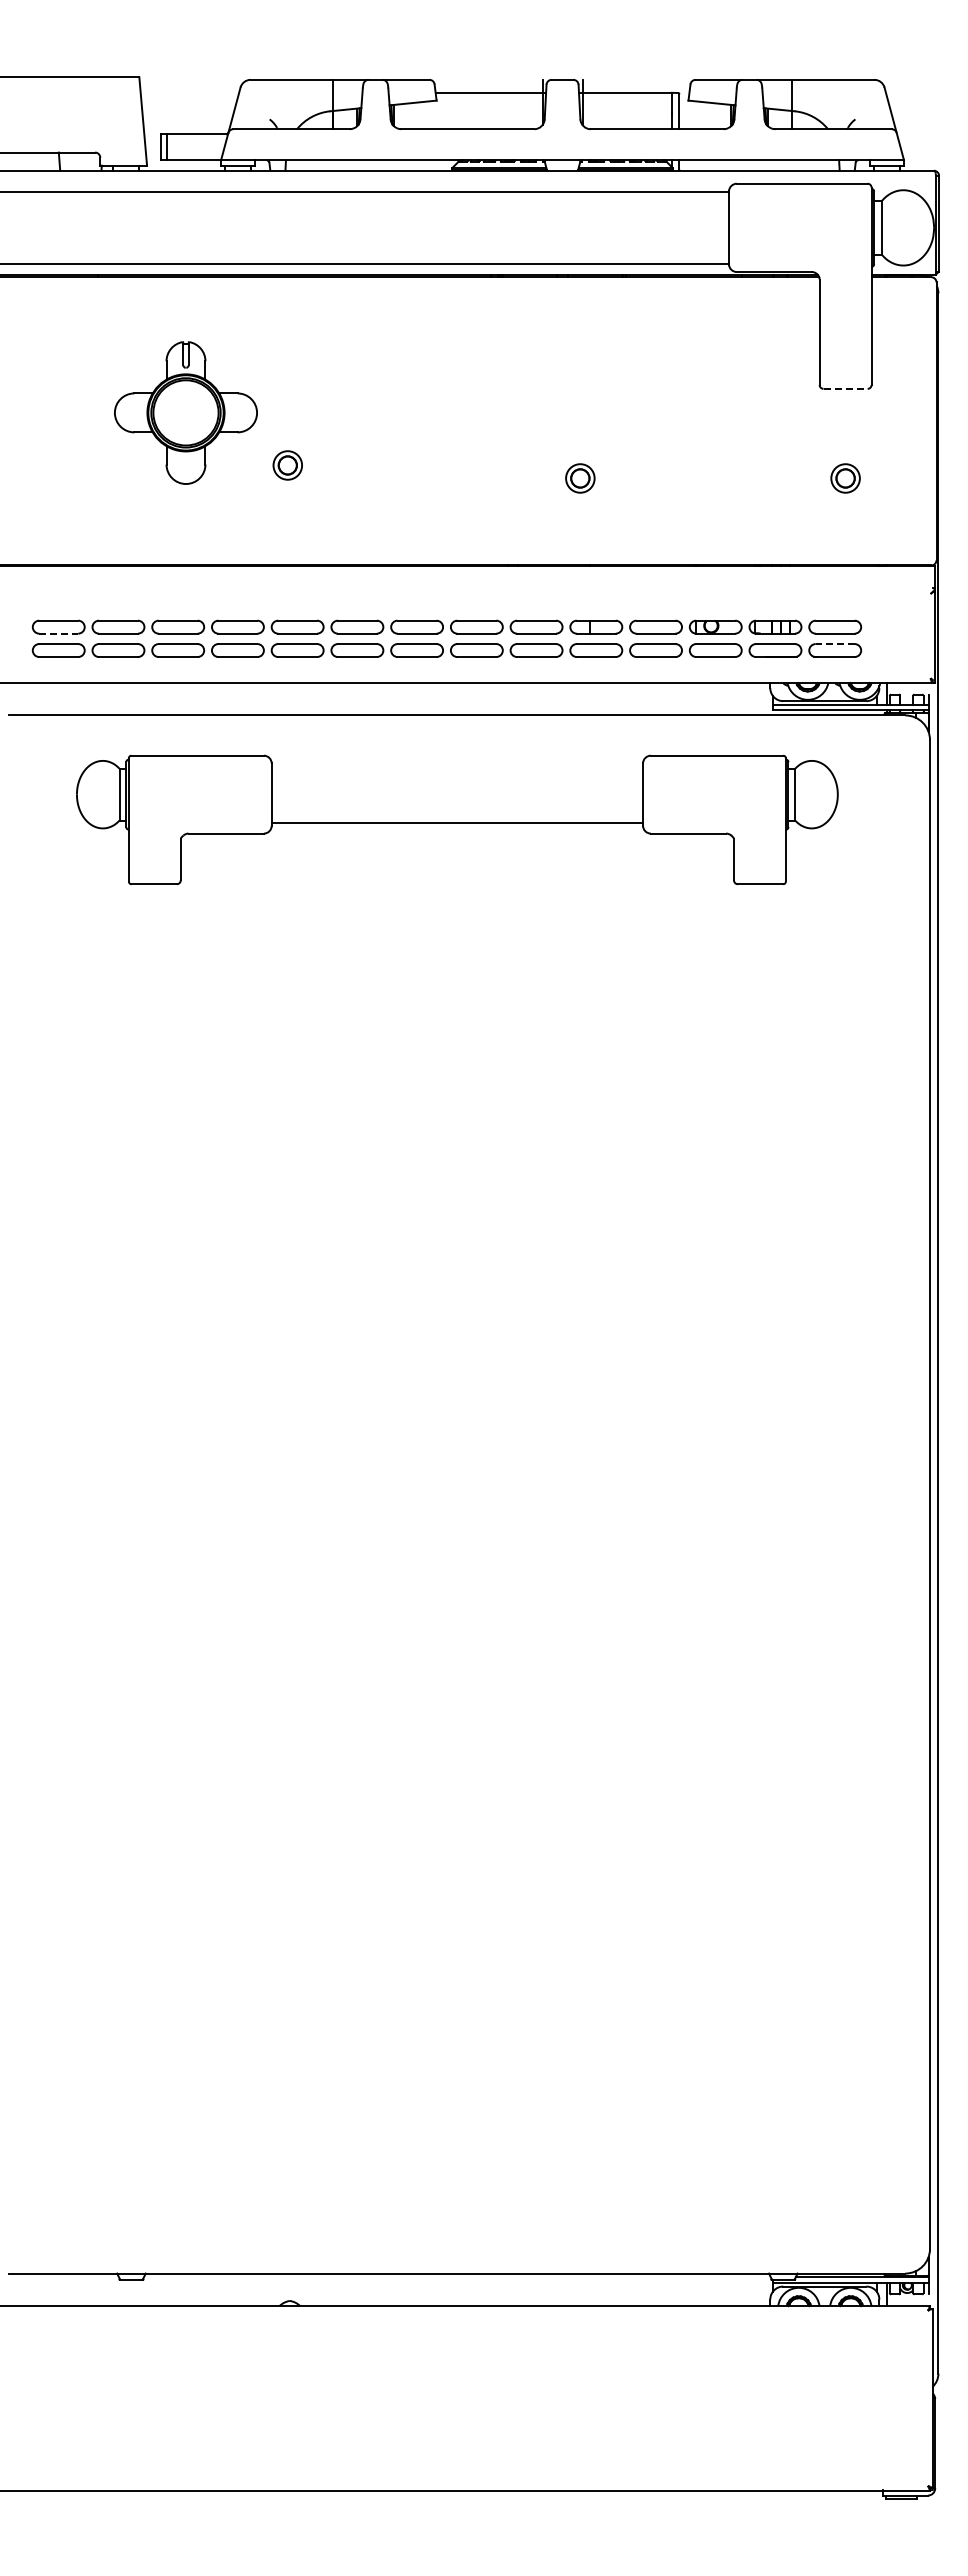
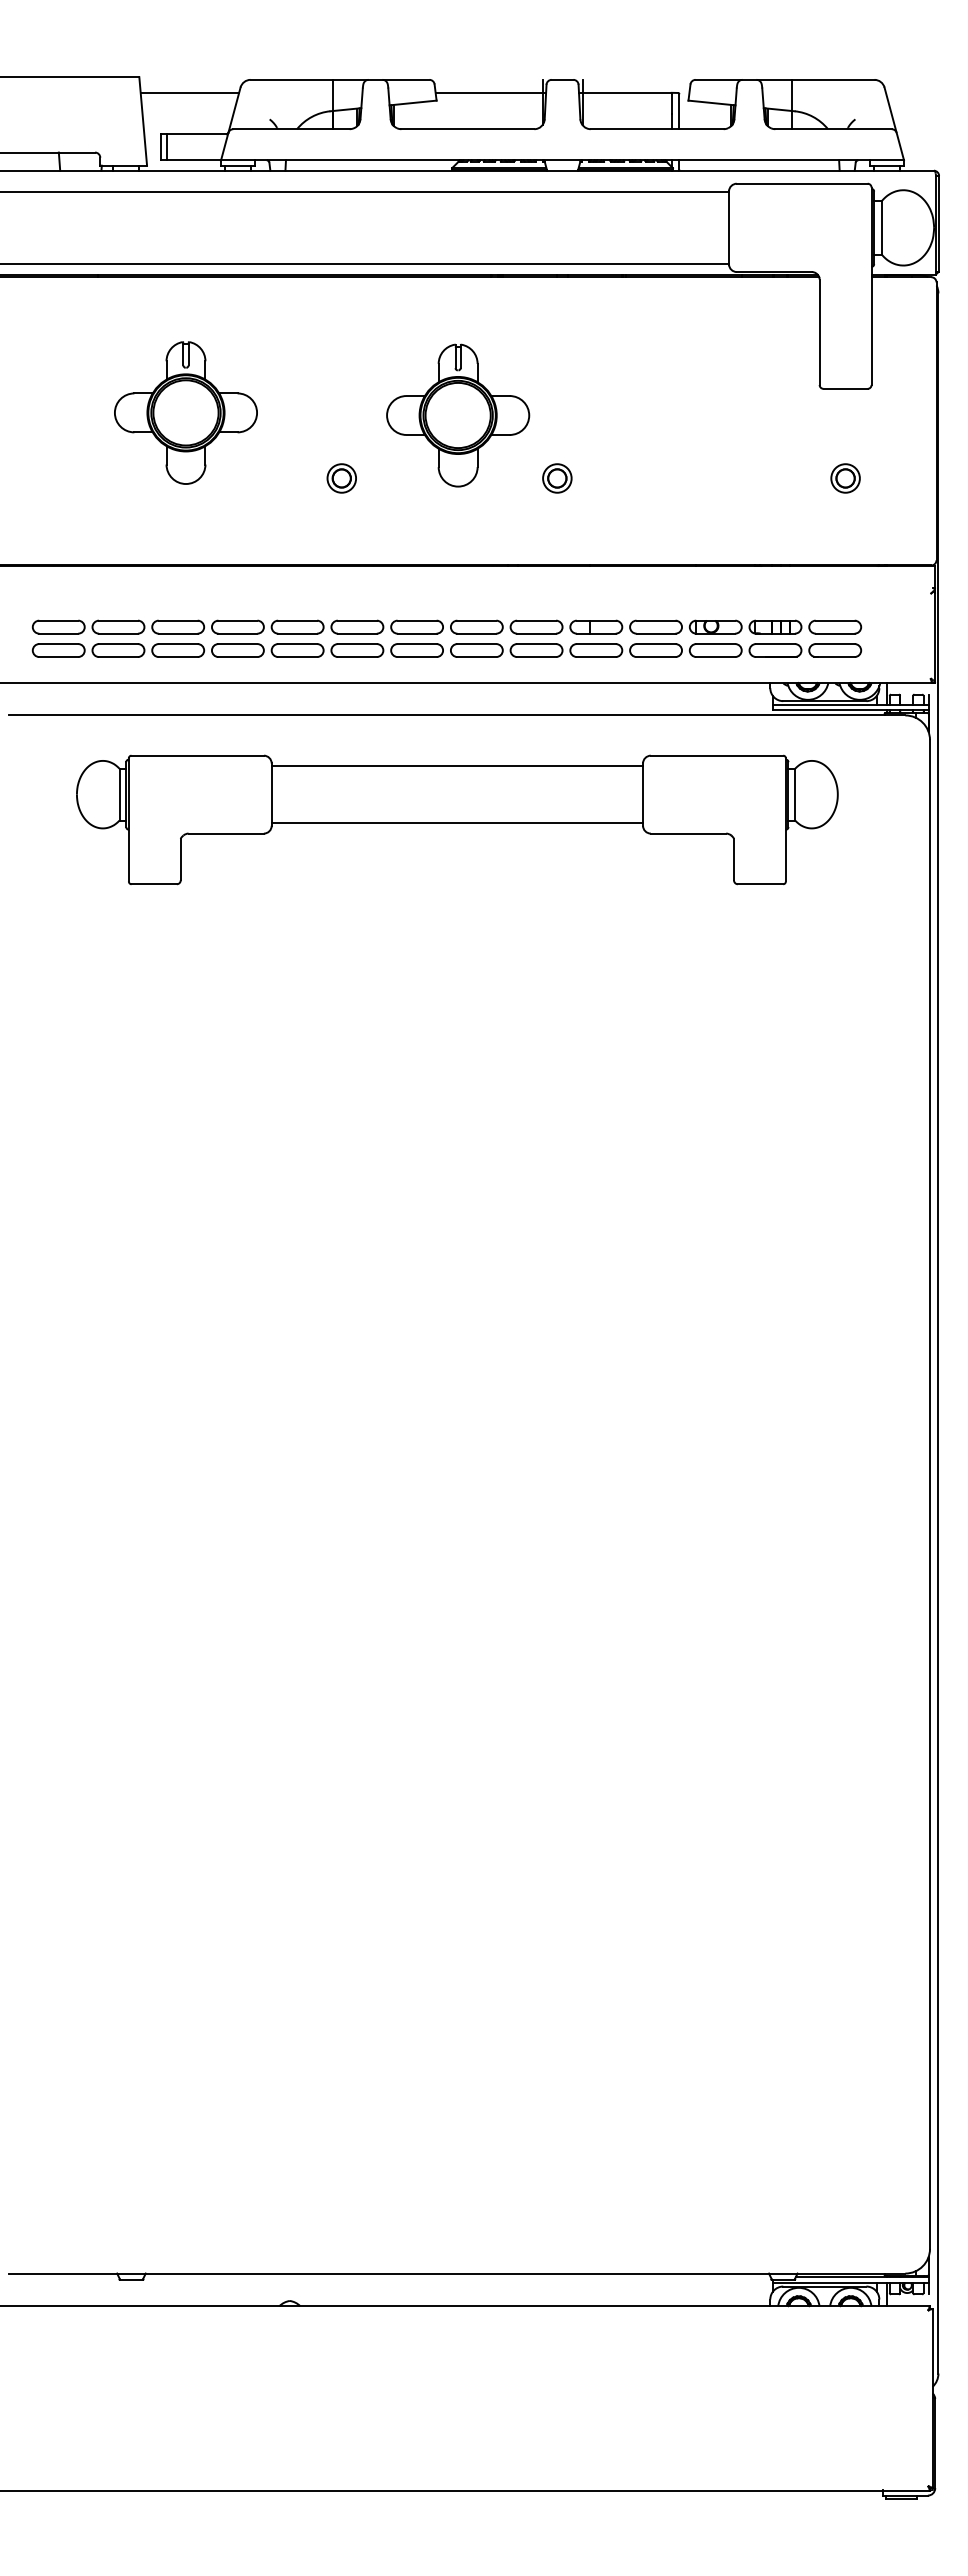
line: none -> present (189, 92)
line: dashed -> solid (846, 388)
part: none -> present (458, 415)
part position: (287, 465) -> (341, 478) (341, 478)
part position: (580, 478) -> (557, 478) (557, 478)
line: dashed -> solid (59, 633)
line: dashed -> solid (834, 644)
line: none -> present (457, 766)
